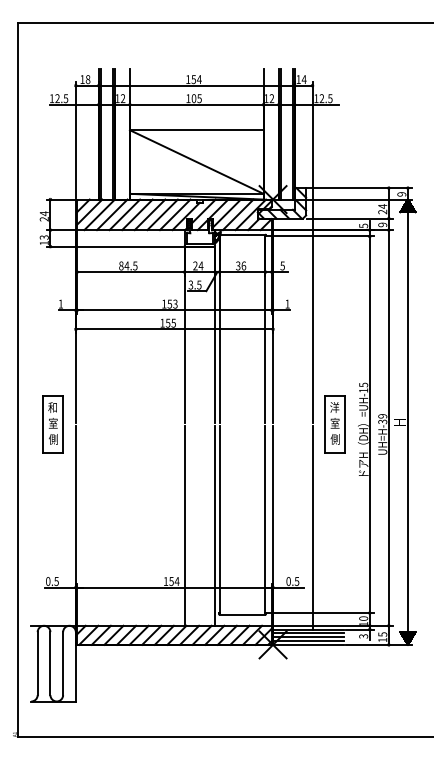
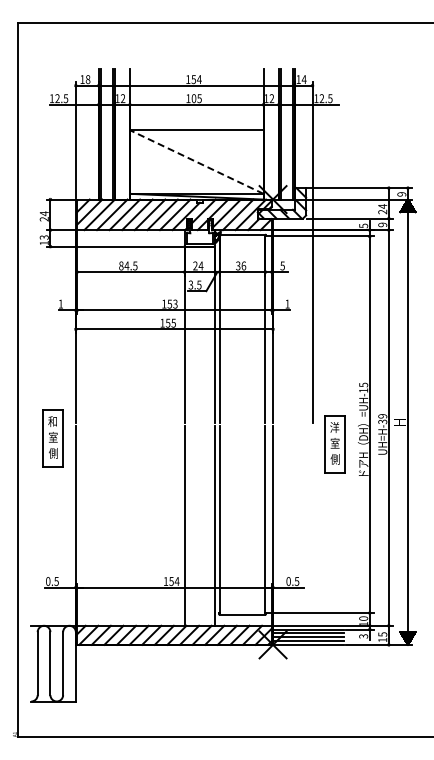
line: solid -> dashed (196, 162)
part position: (52, 424) -> (52, 438) (52, 438)
part position: (334, 424) -> (334, 444) (334, 444)
line: present -> none (312, 527)
